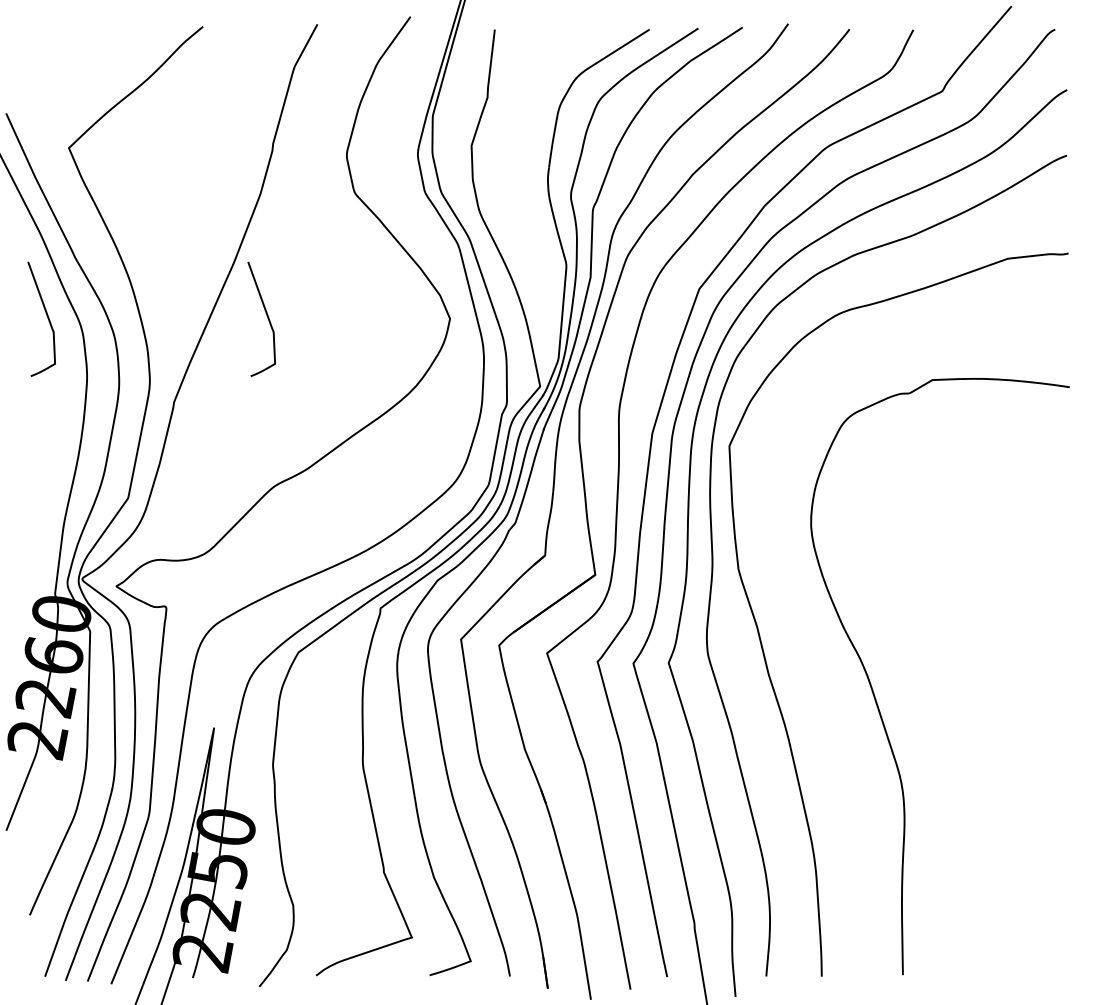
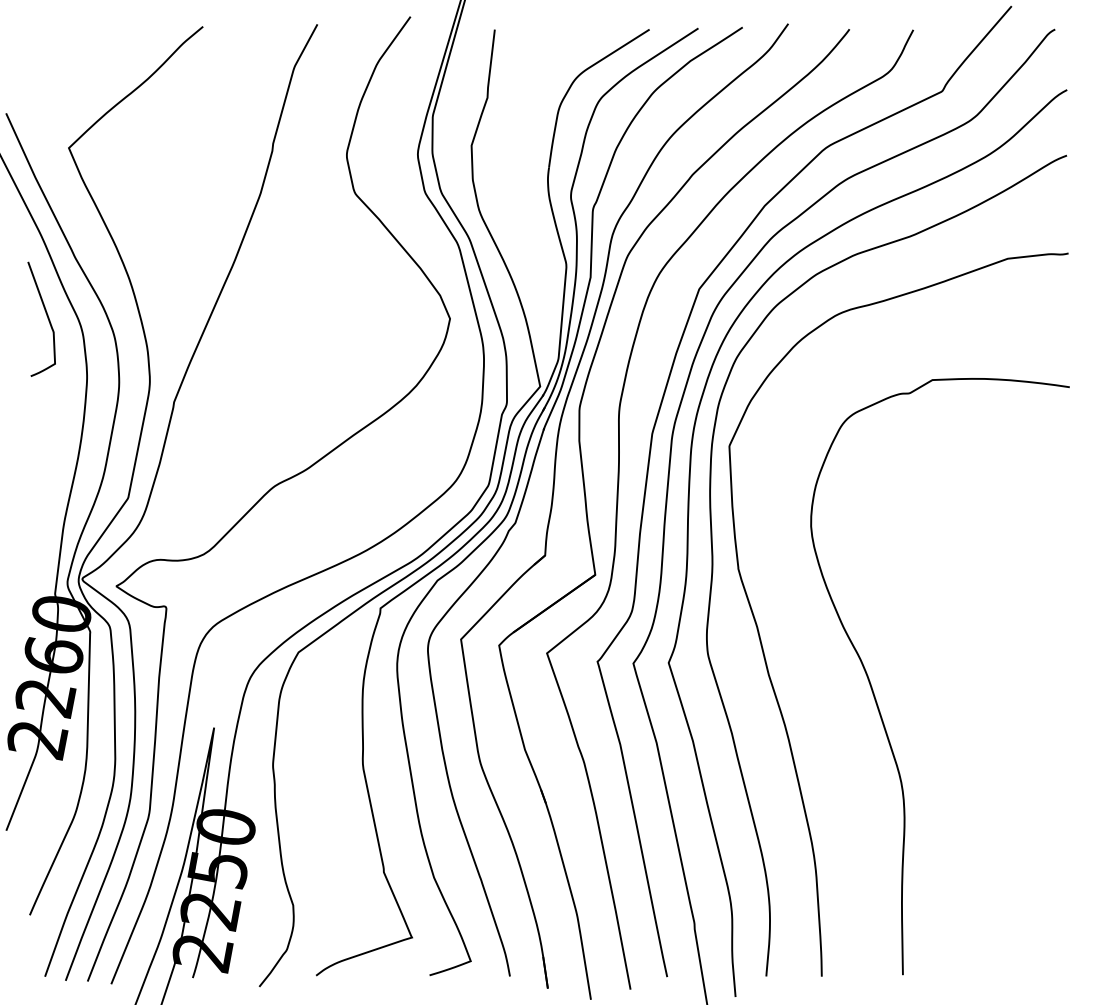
curve: present -> none (266, 316)
